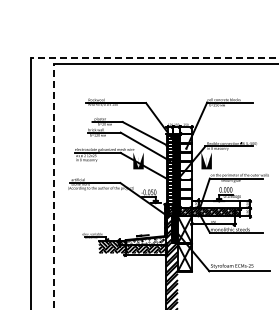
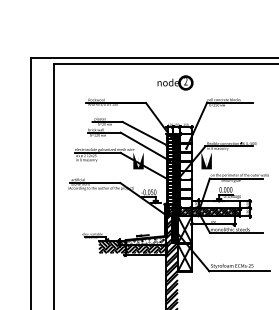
line: dashed -> solid (155, 58)
part: none -> present (175, 82)
line: dashed -> solid (54, 187)
